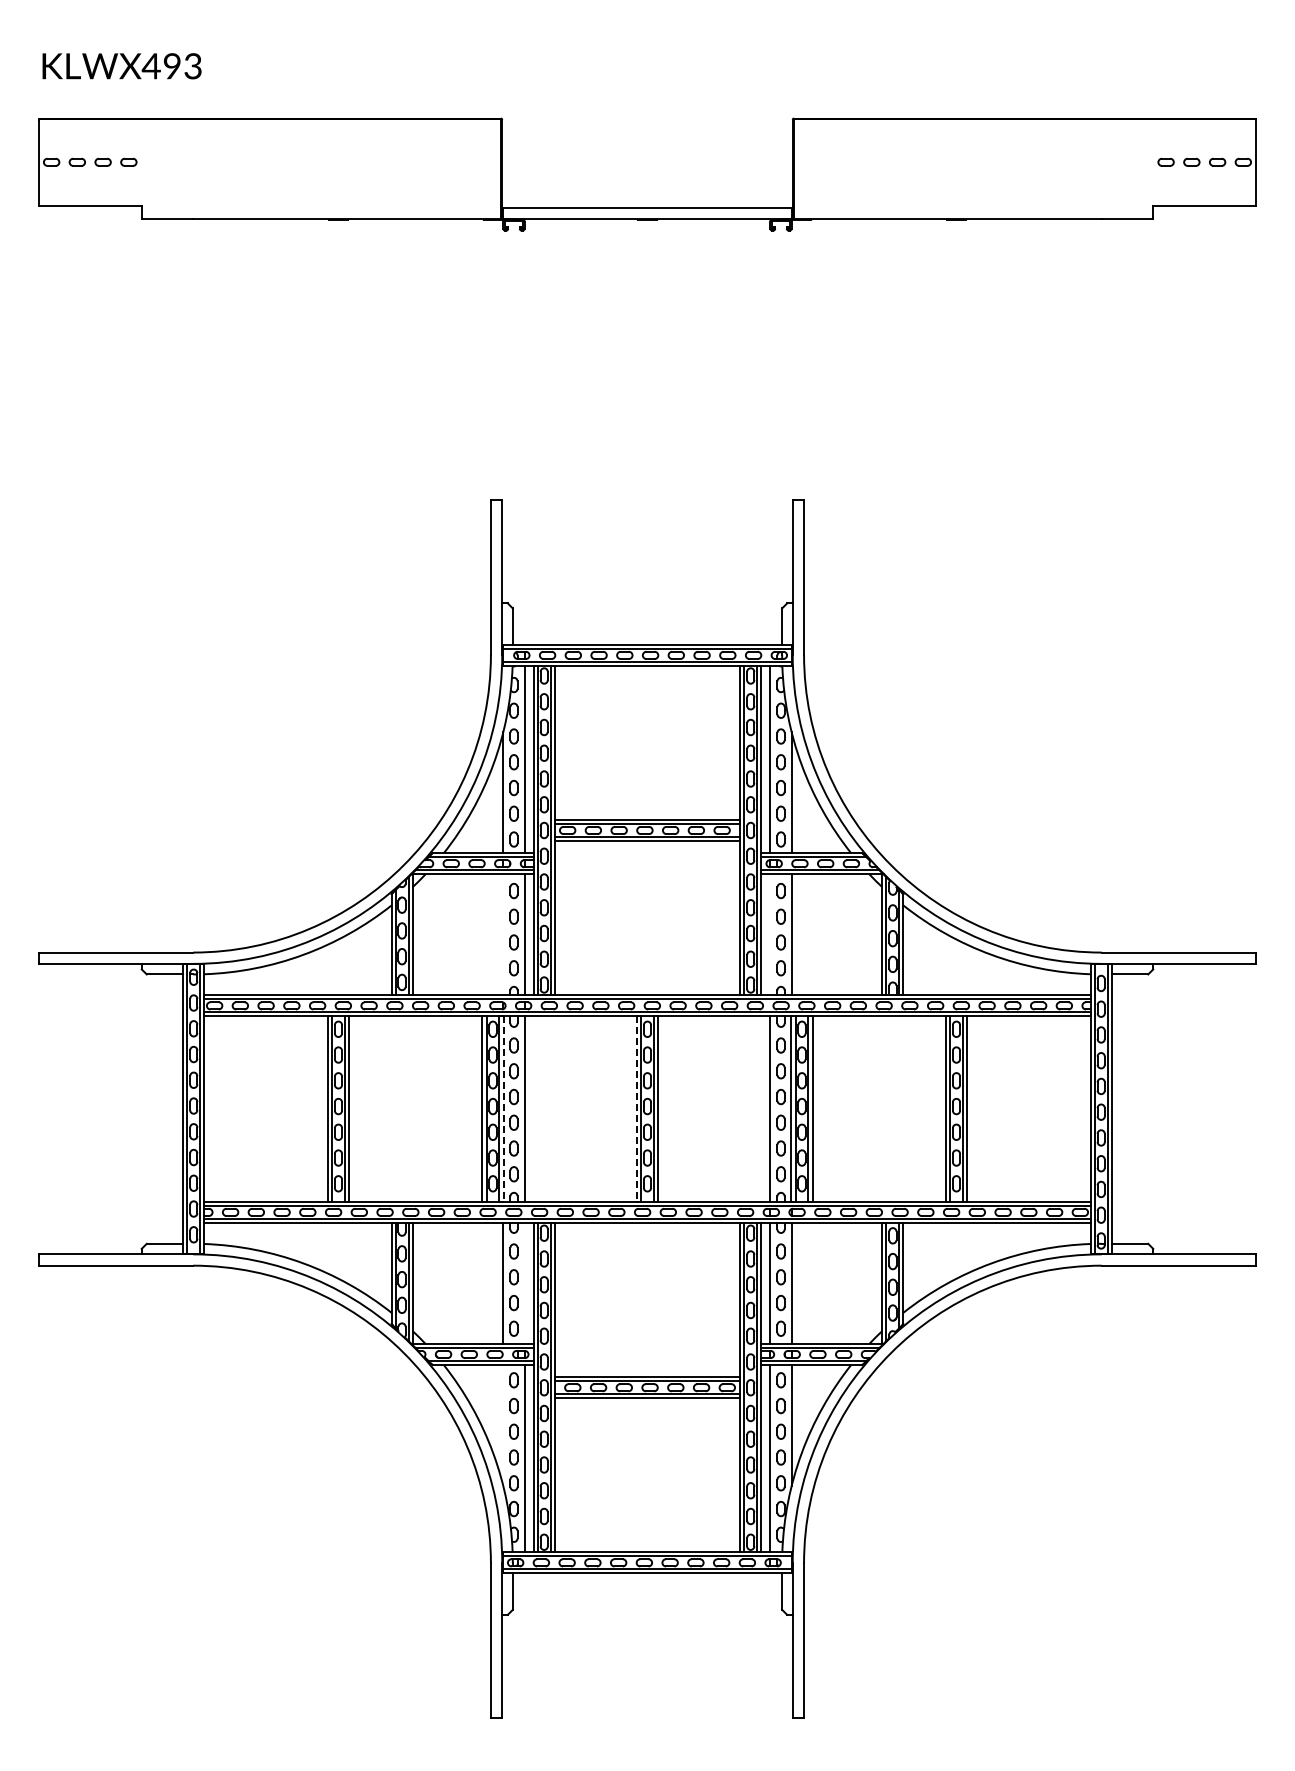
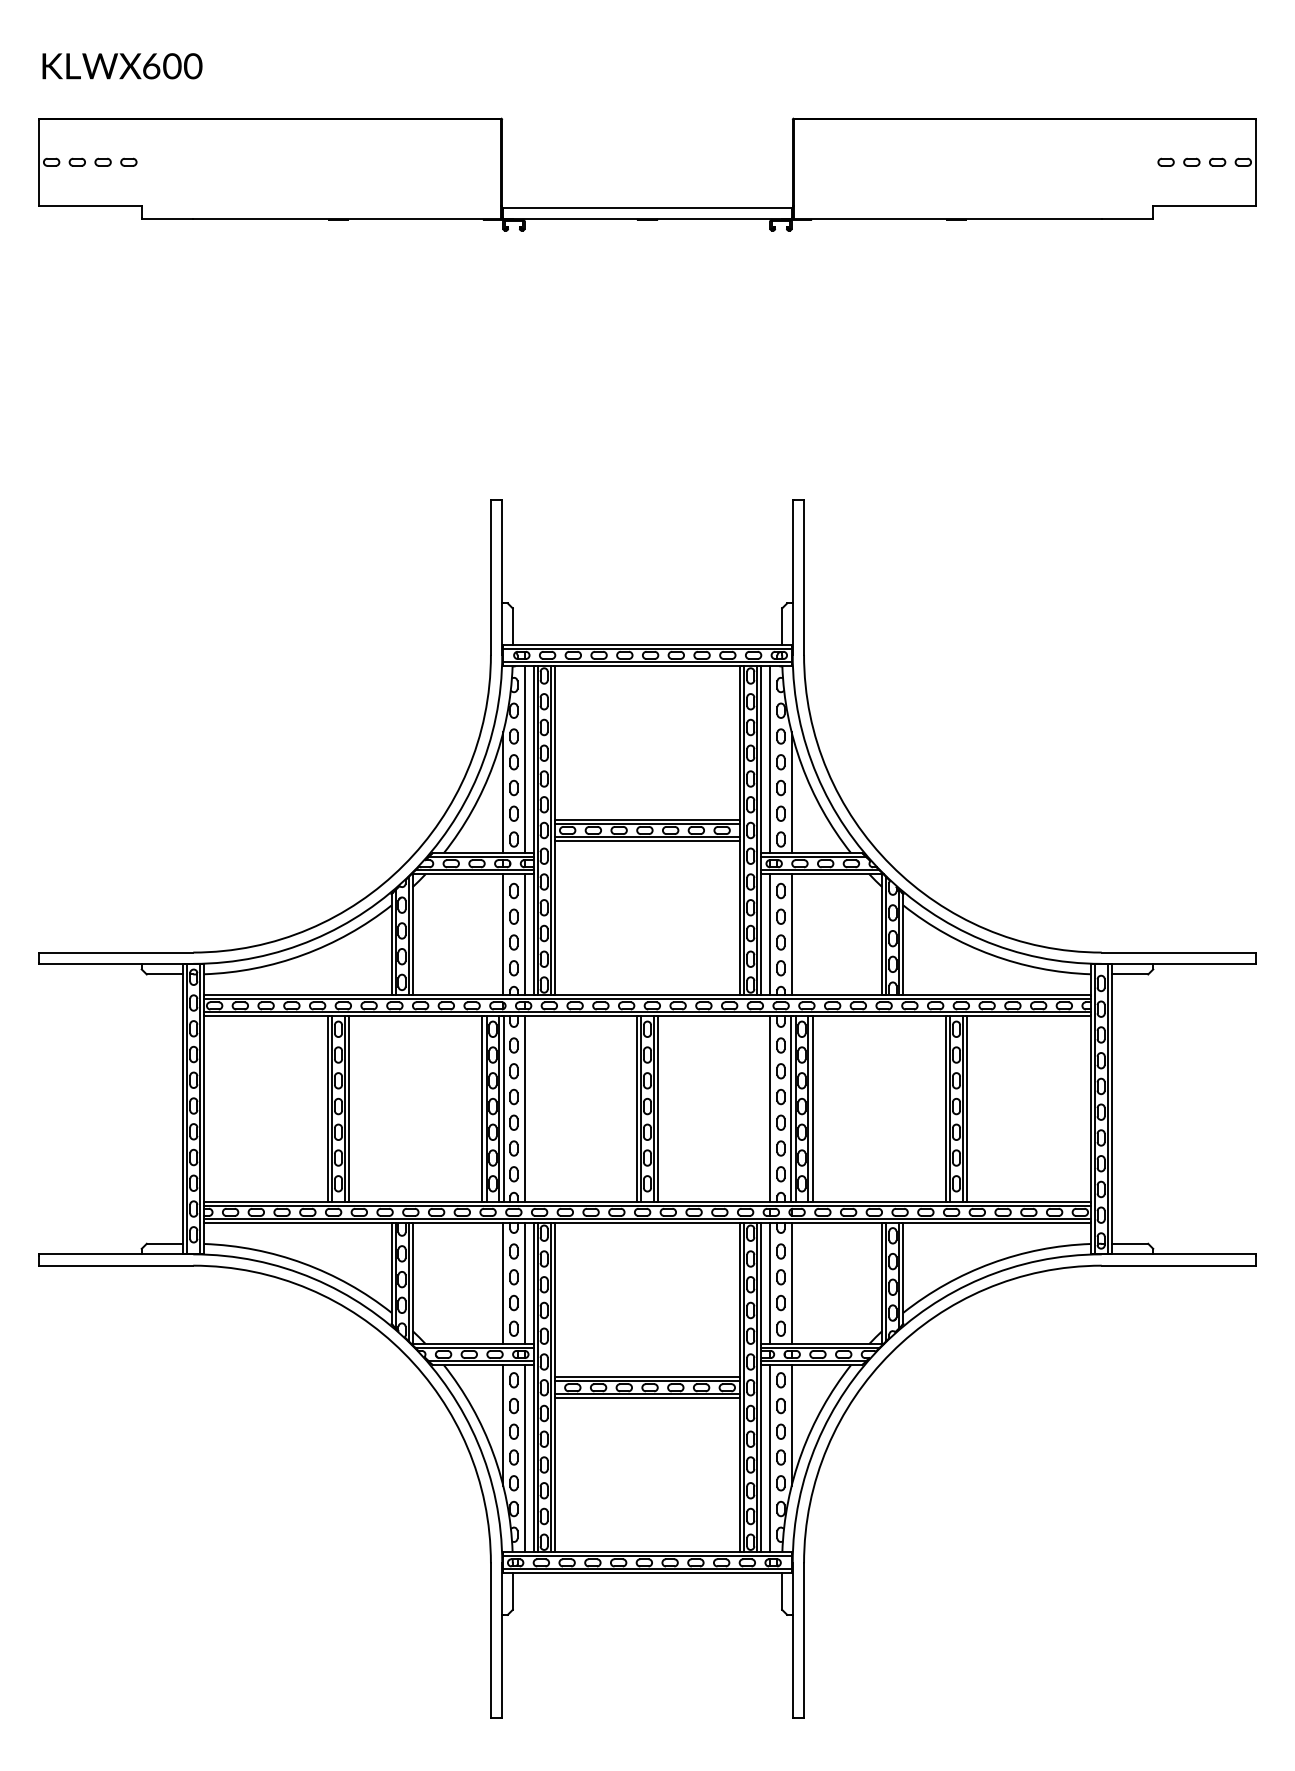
text: 493 -> 600 (171, 66)
line: none -> present (503, 934)
line: none -> present (770, 934)
line: dashed -> solid (503, 1109)
line: dashed -> solid (636, 1109)
line: none -> present (524, 1282)
line: none -> present (503, 1425)
